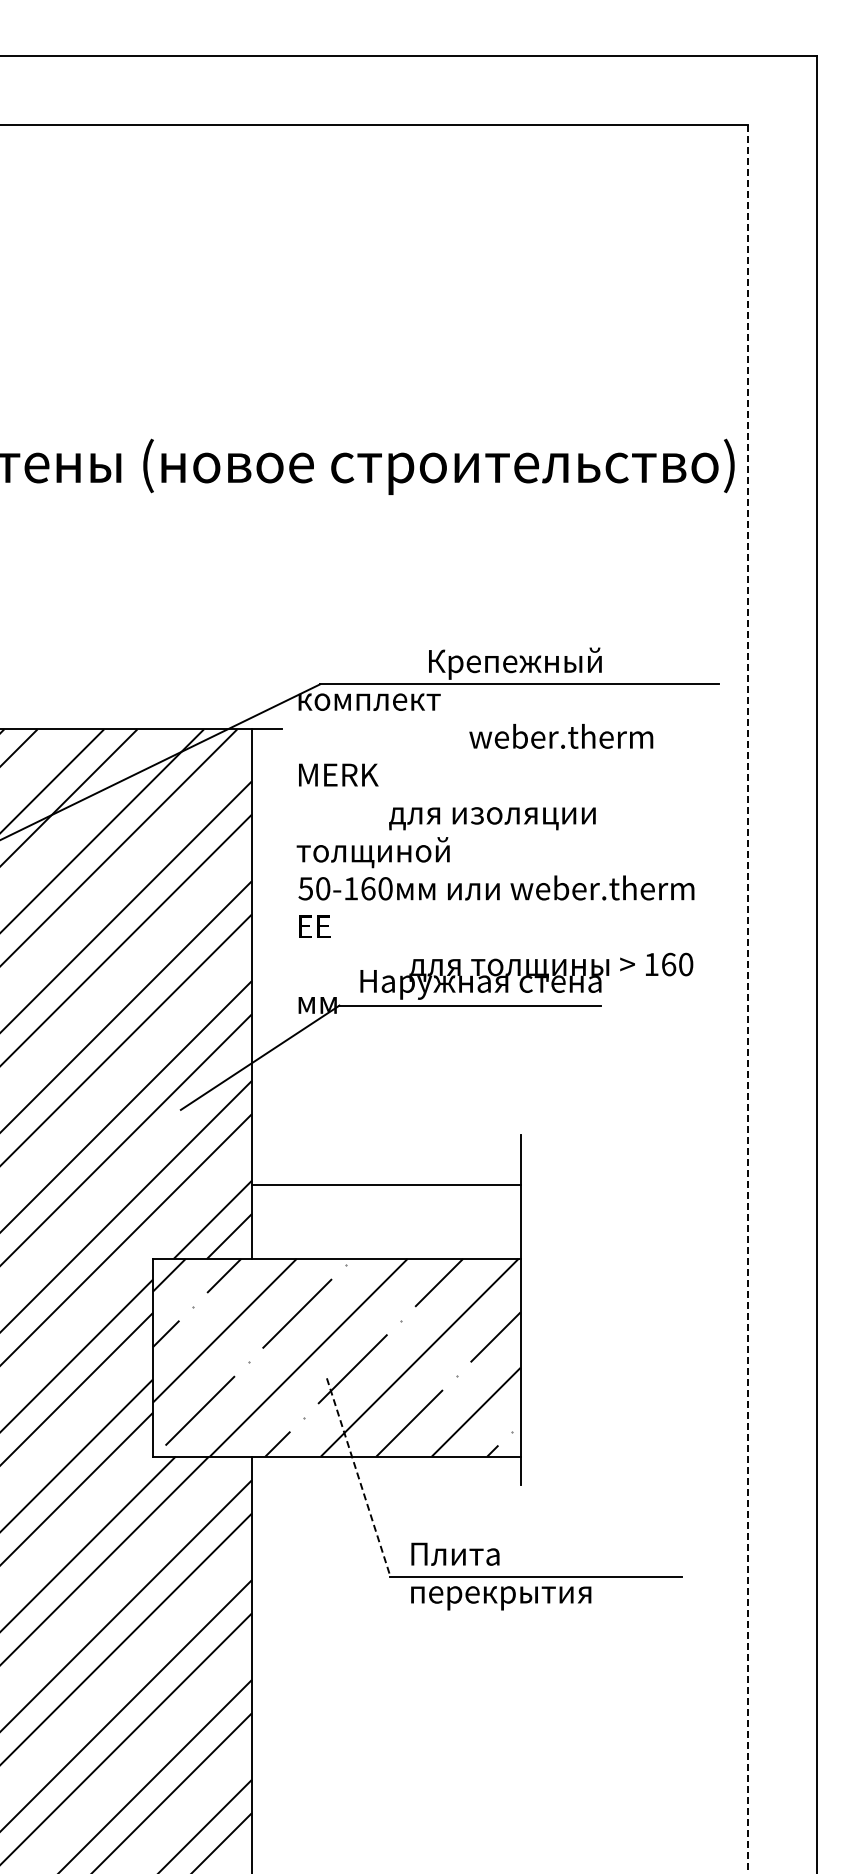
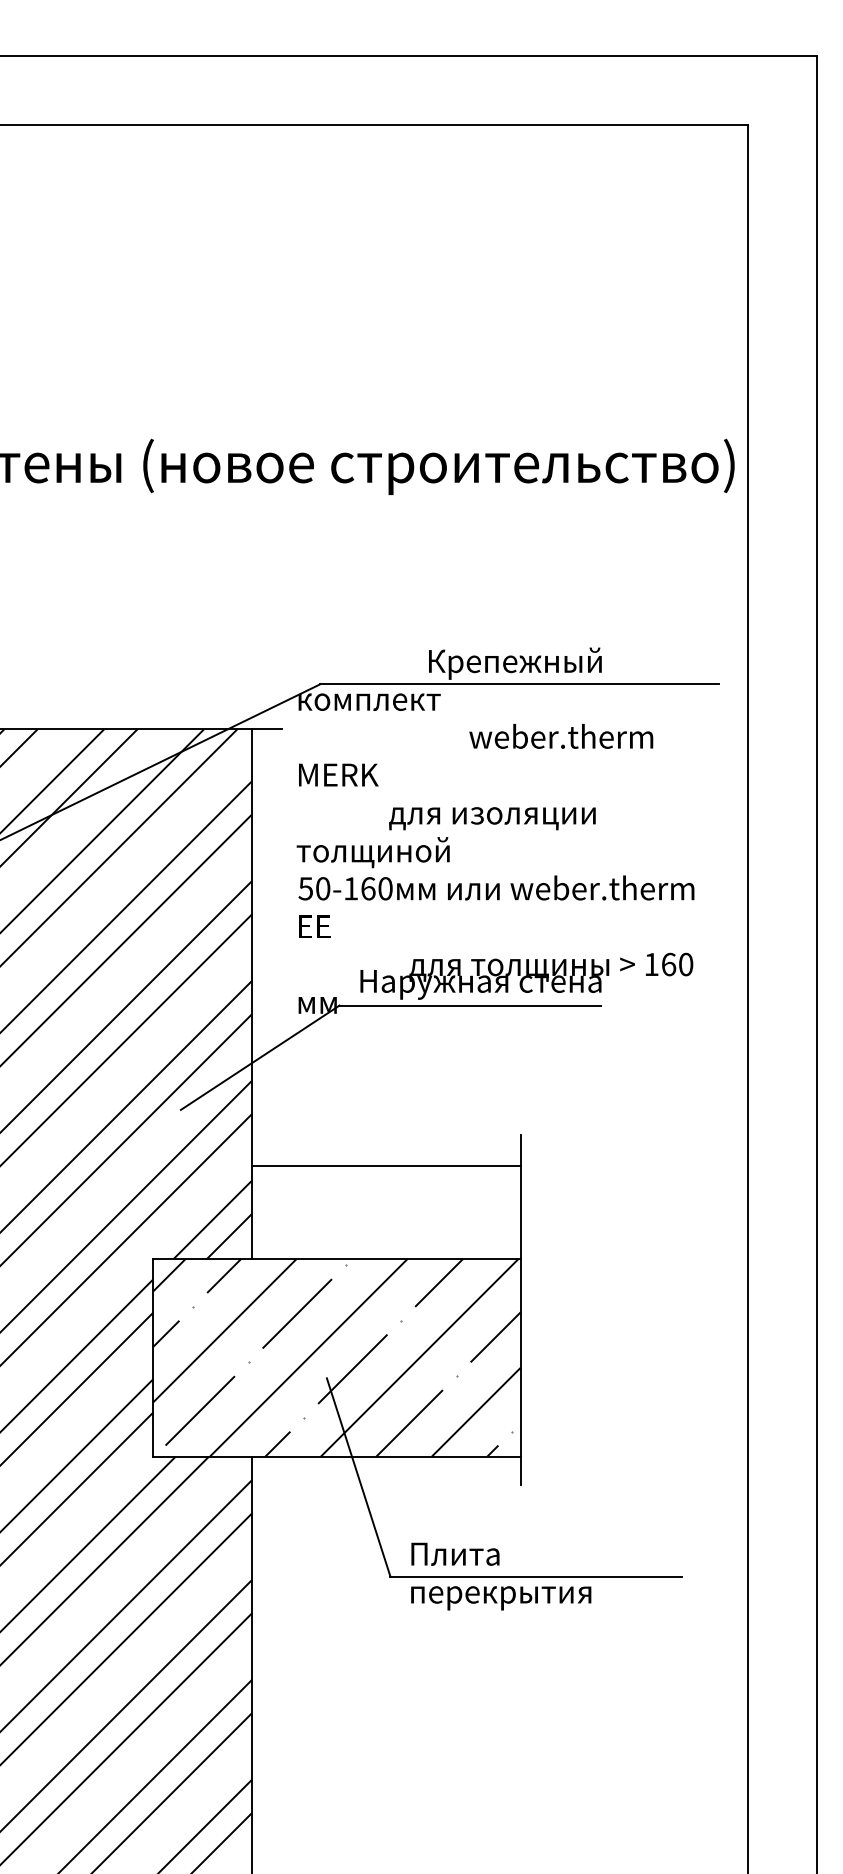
line: dashed -> solid (748, 1000)
line position: (385, 1185) -> (385, 1166) (385, 1166)
line: dashed -> solid (358, 1477)
